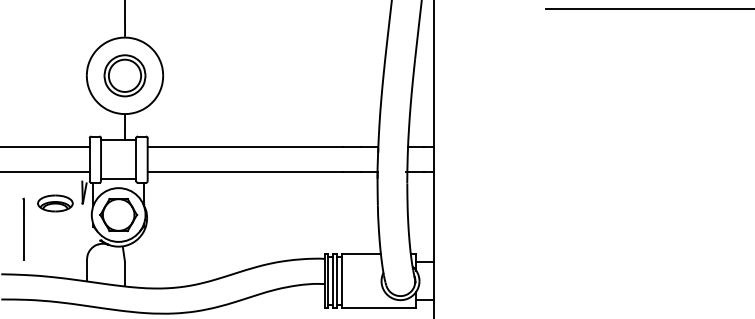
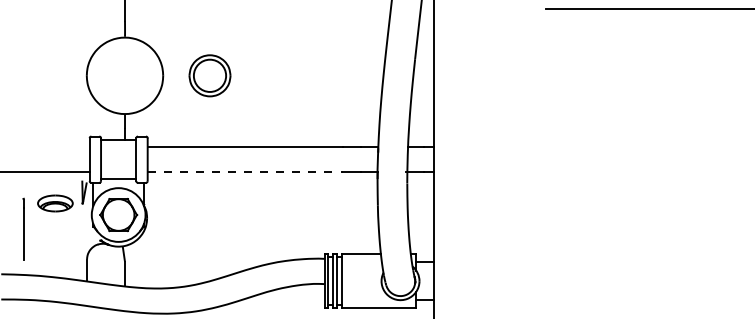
part position: (124, 75) -> (209, 75) (209, 75)
line: present -> none (45, 147)
line: solid -> dashed (245, 172)
